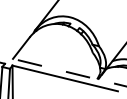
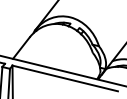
line: dashed -> solid (63, 71)
